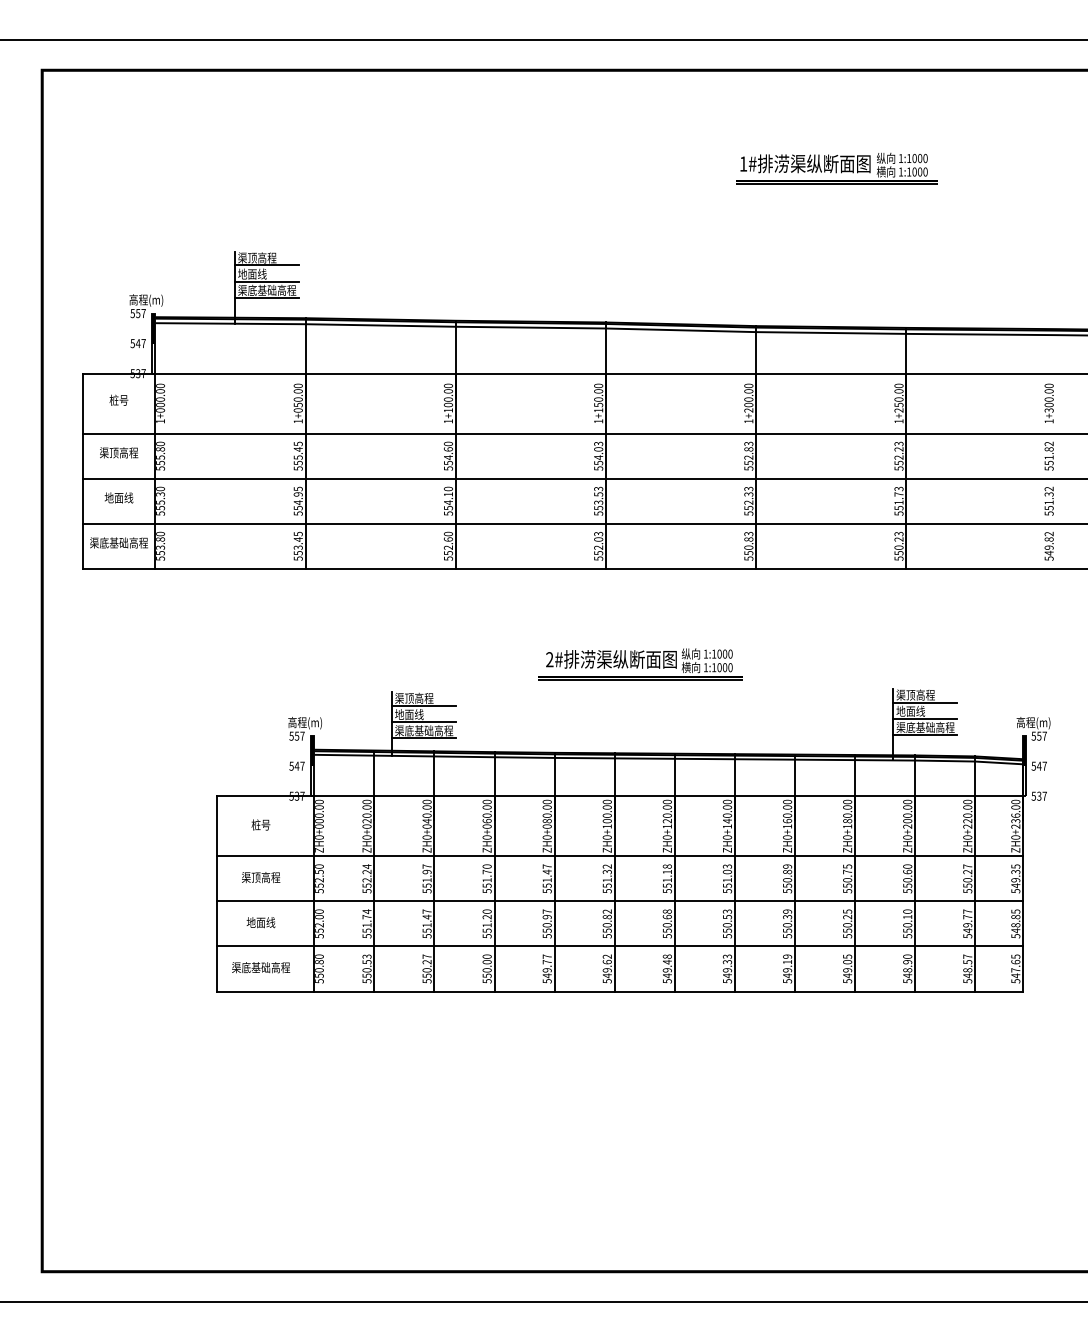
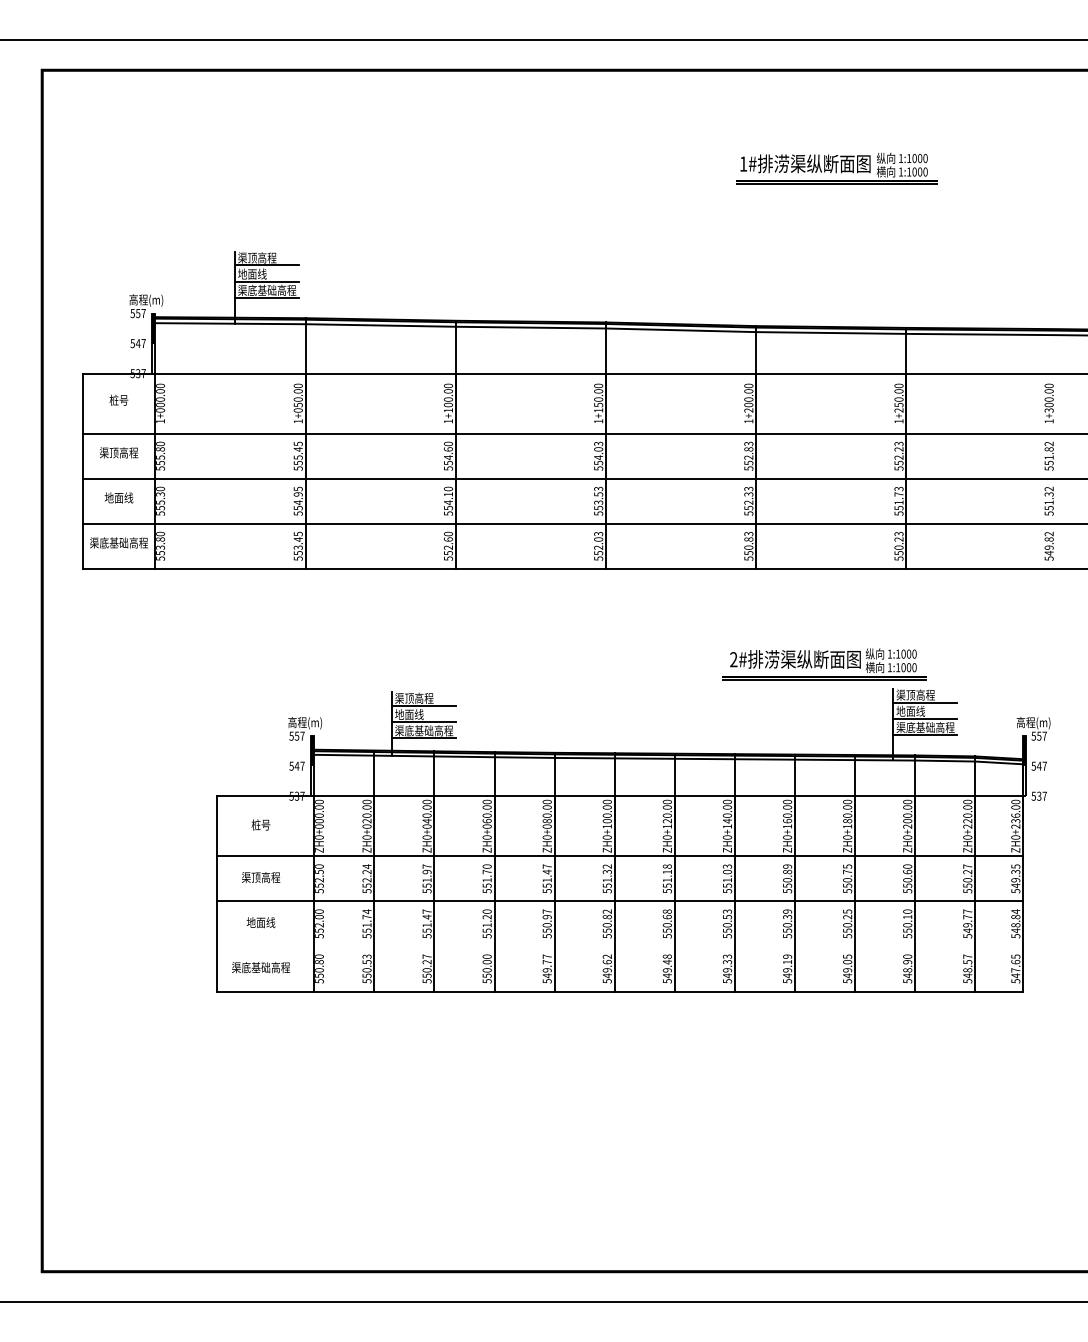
part position: (640, 664) -> (824, 664) (824, 664)
text: 548.85 -> 548.84 (1015, 911)
line: present -> none (619, 946)
